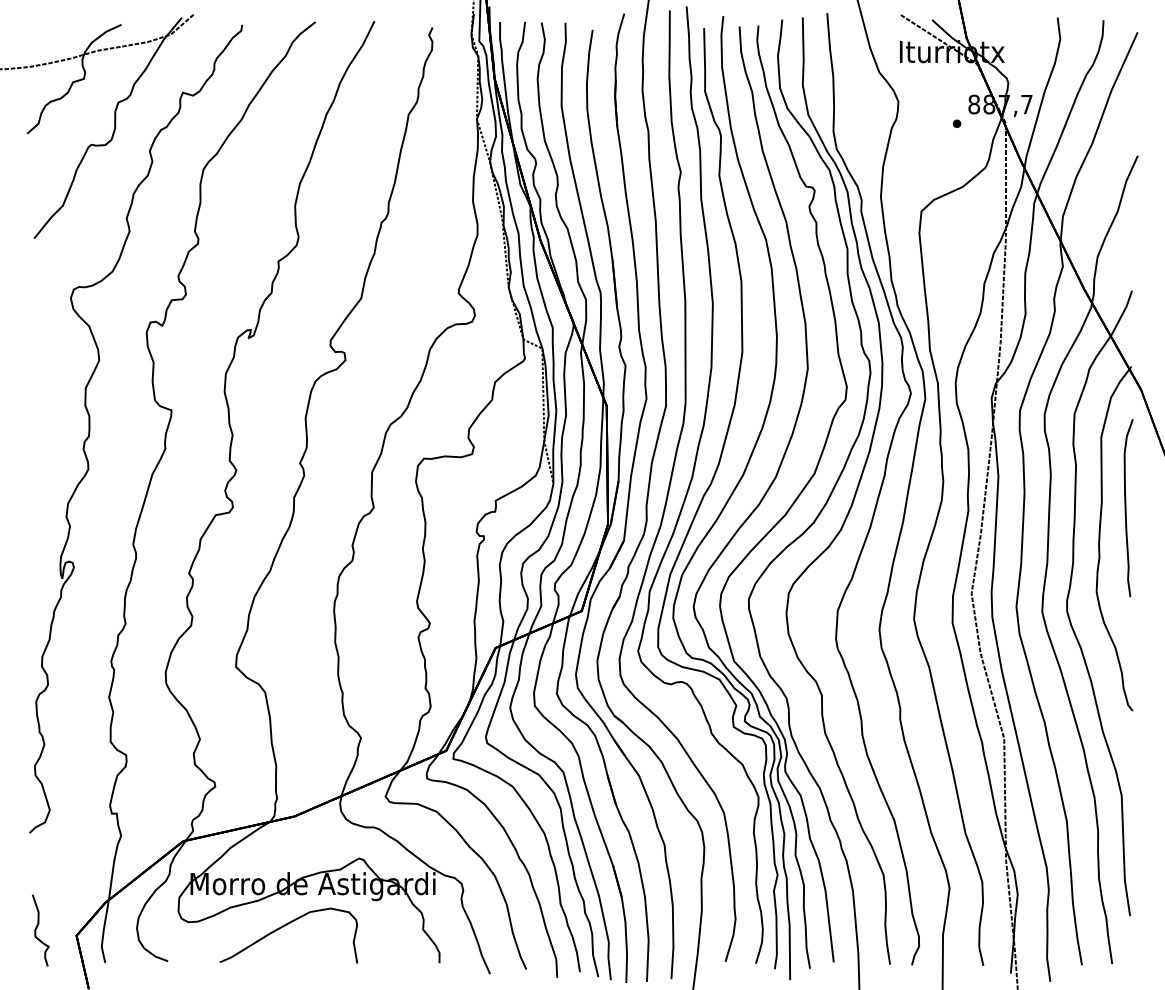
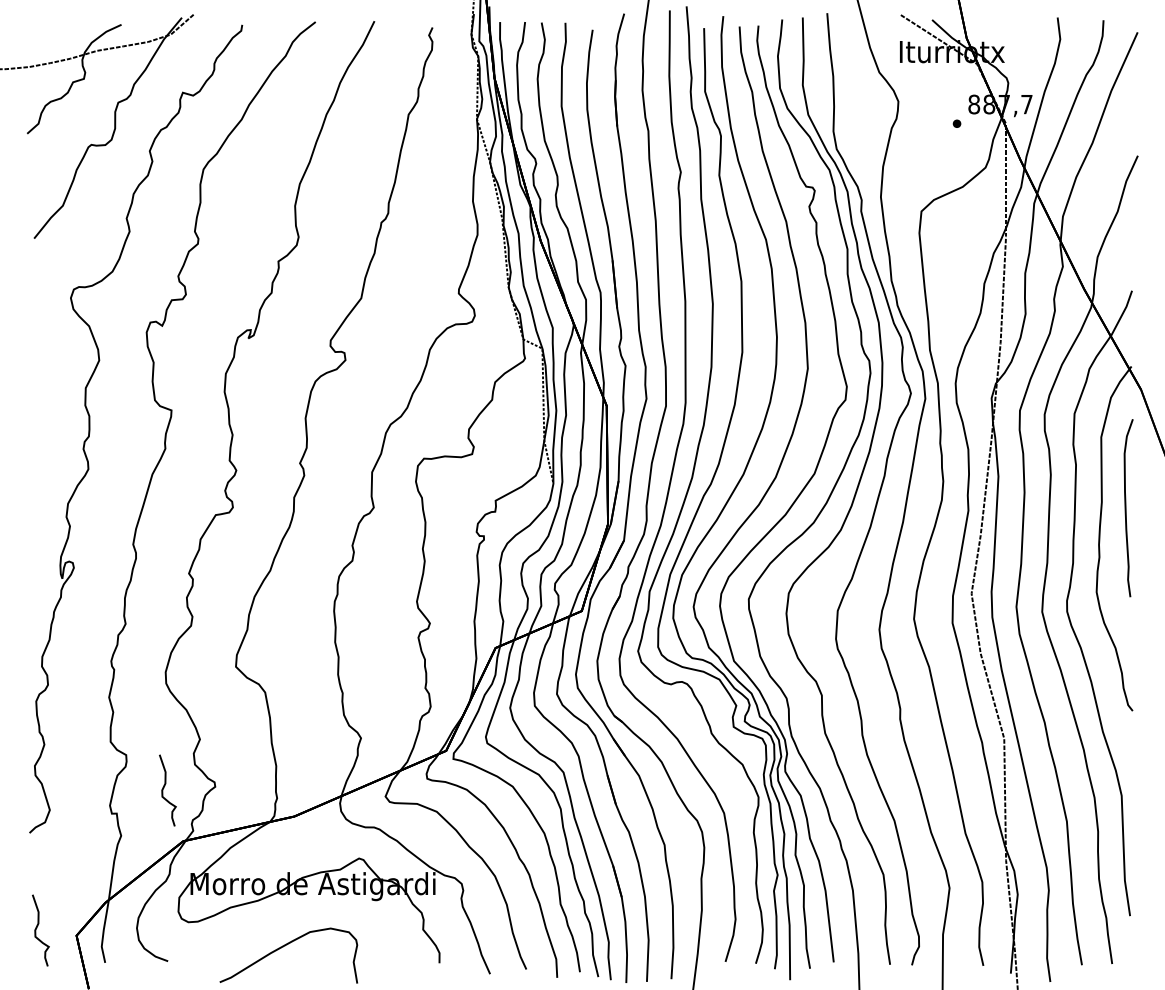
curve: none -> present (164, 788)
curve position: (283, 927) -> (283, 947) (283, 947)
